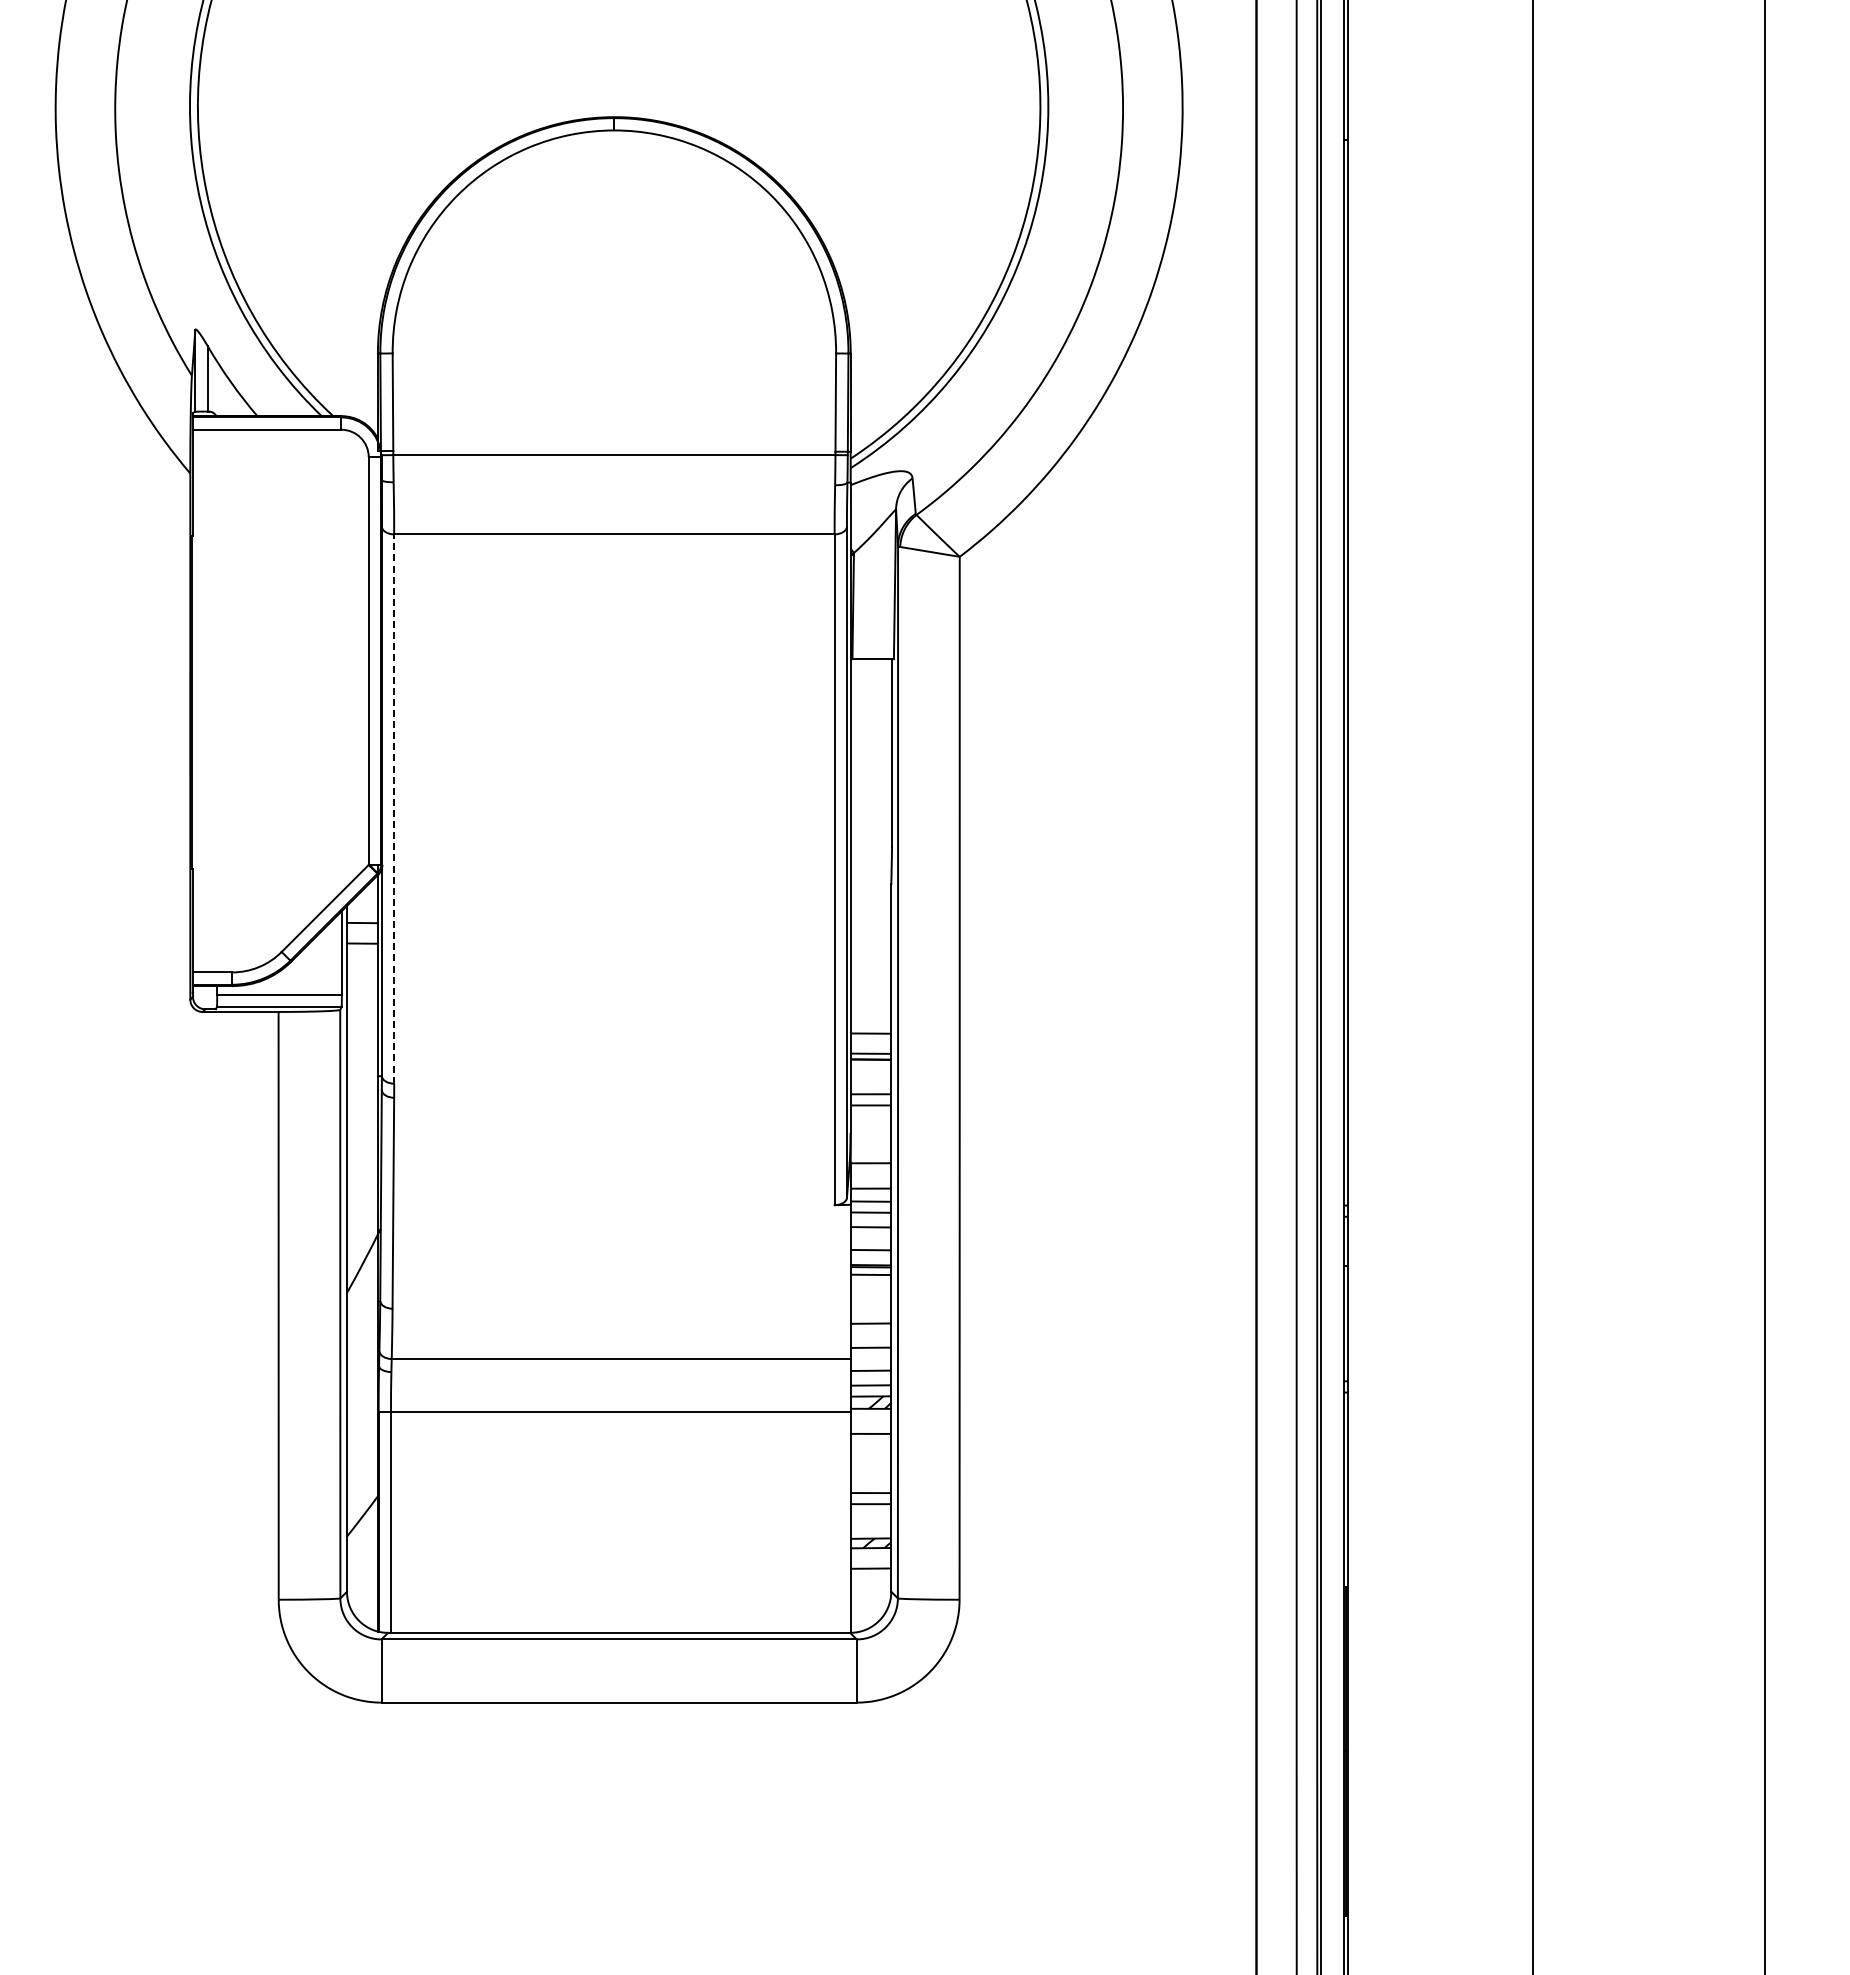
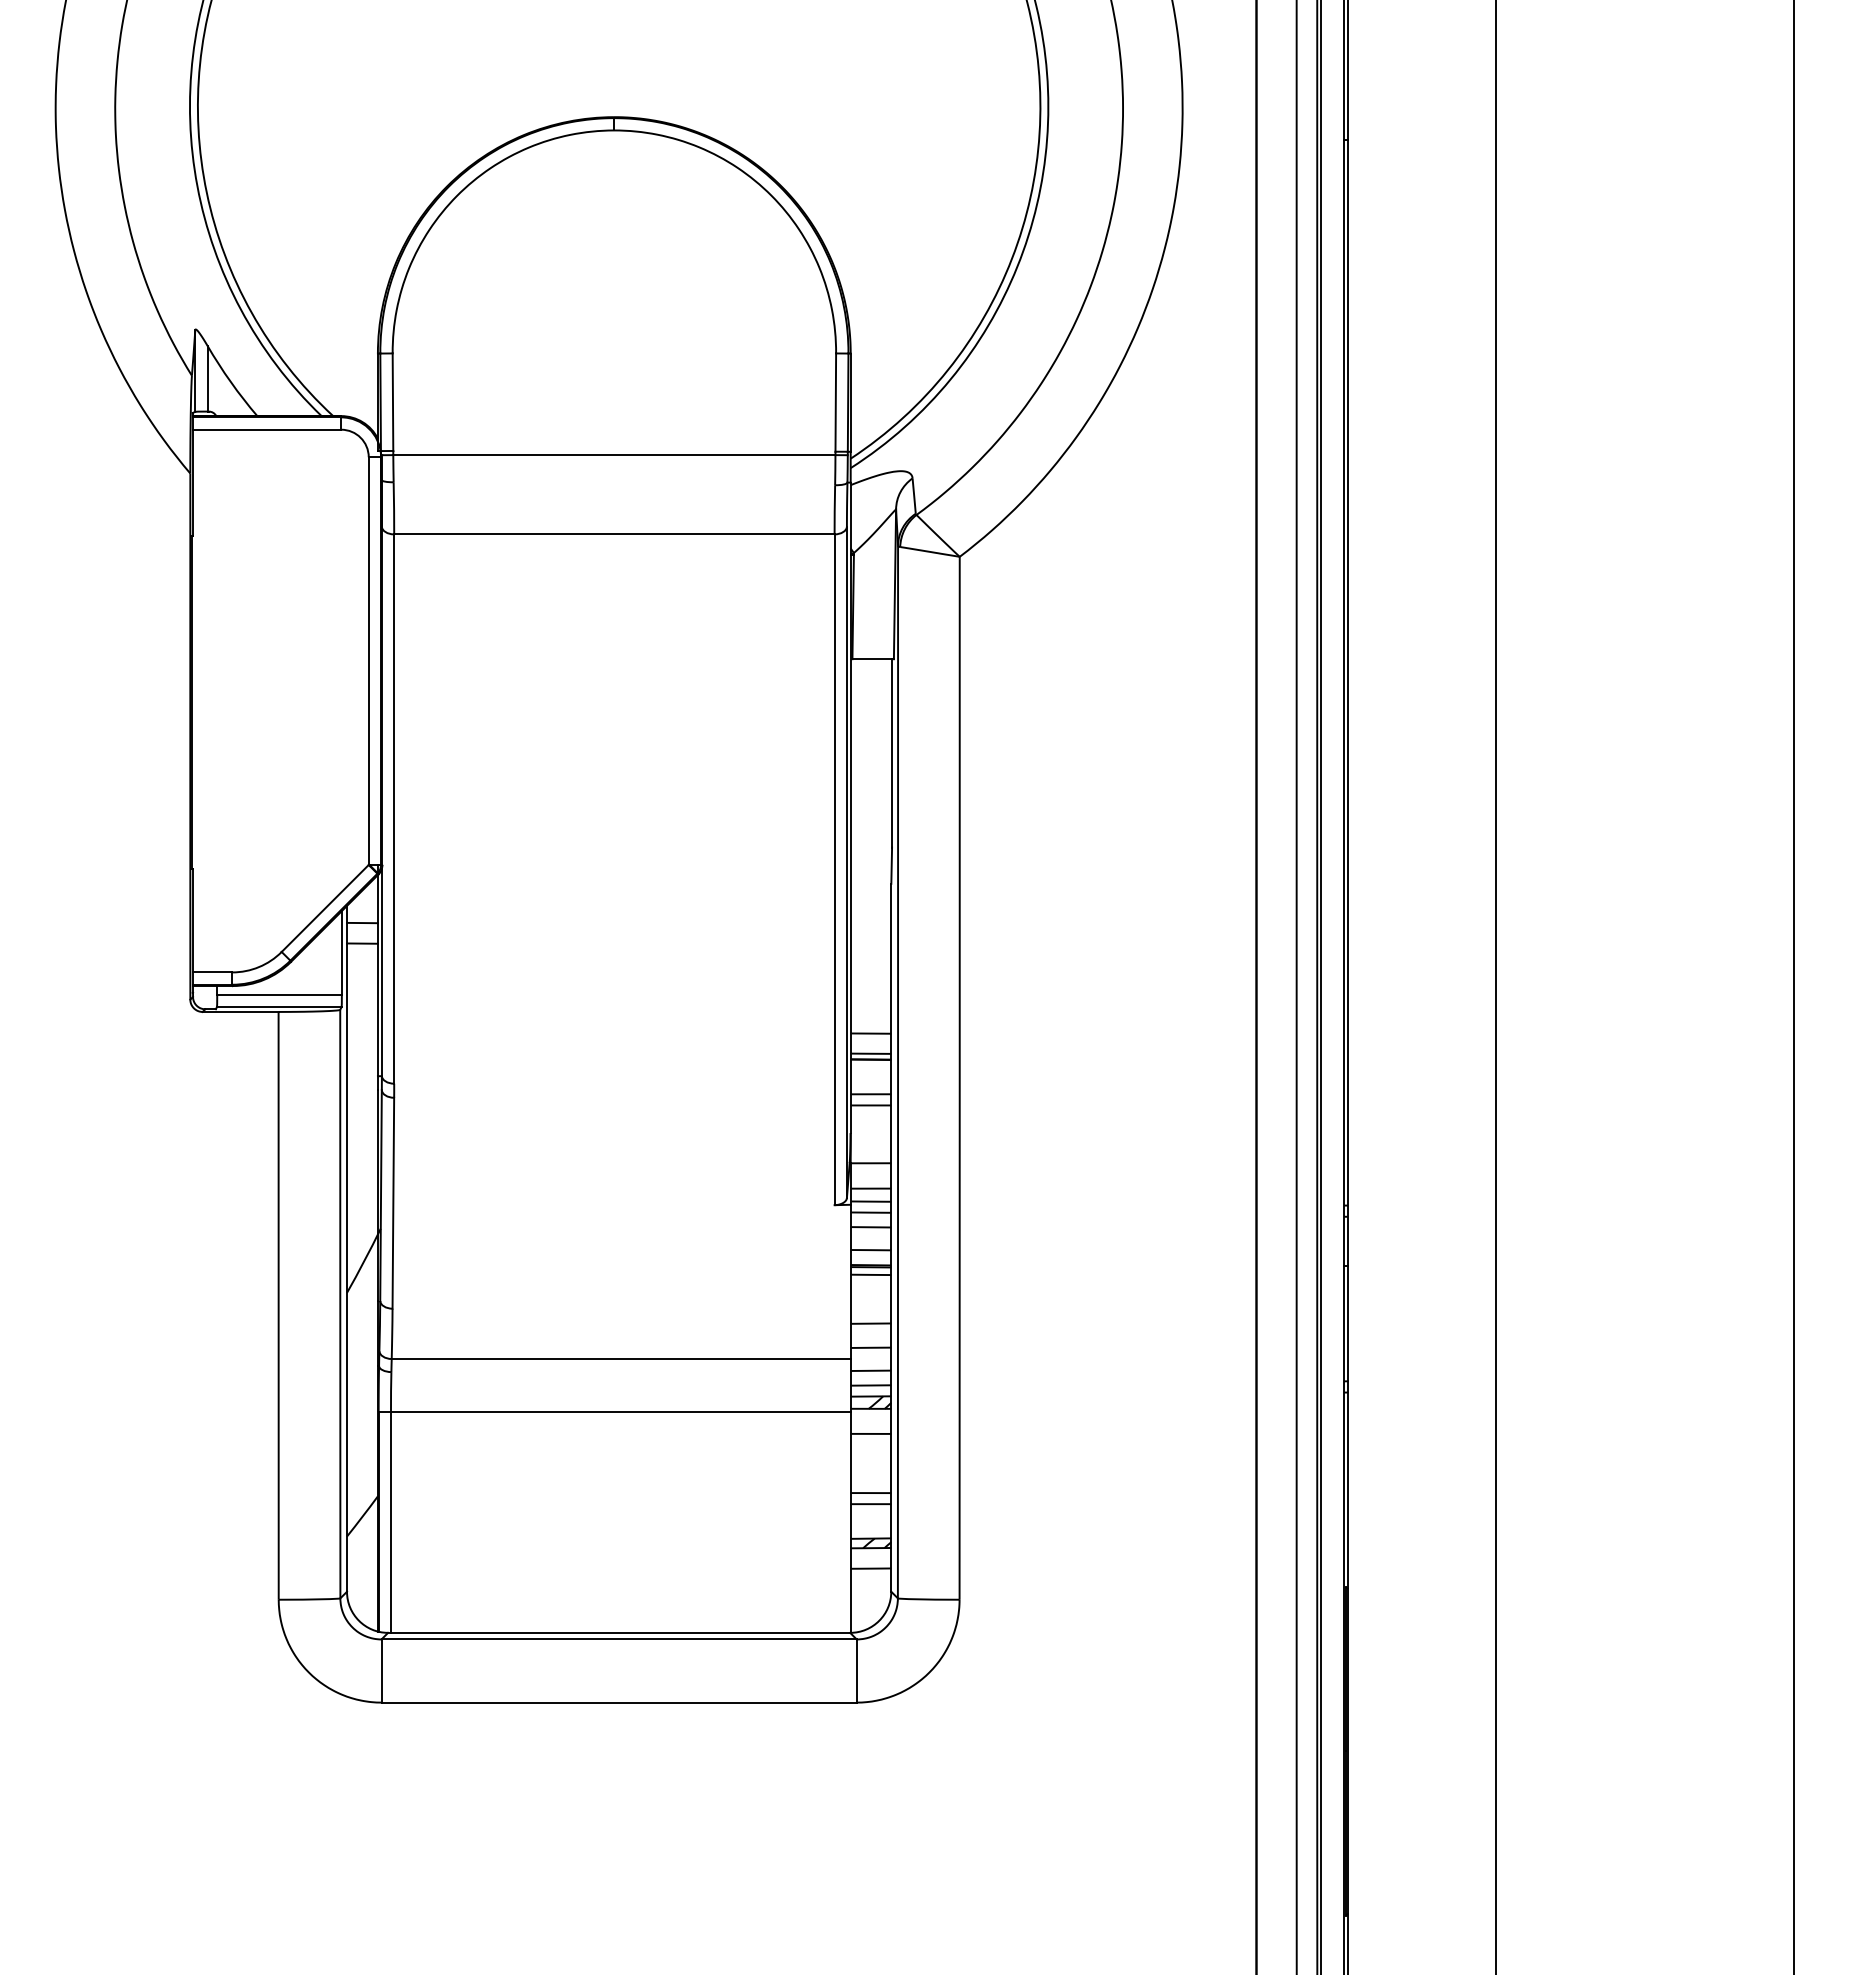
line: dashed -> solid (394, 809)
line position: (1533, 986) -> (1496, 986) (1496, 986)
line position: (1765, 986) -> (1794, 986) (1794, 986)
